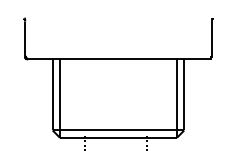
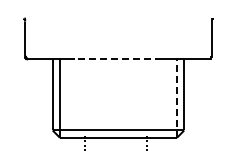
line: solid -> dashed (117, 59)
line: solid -> dashed (177, 98)
